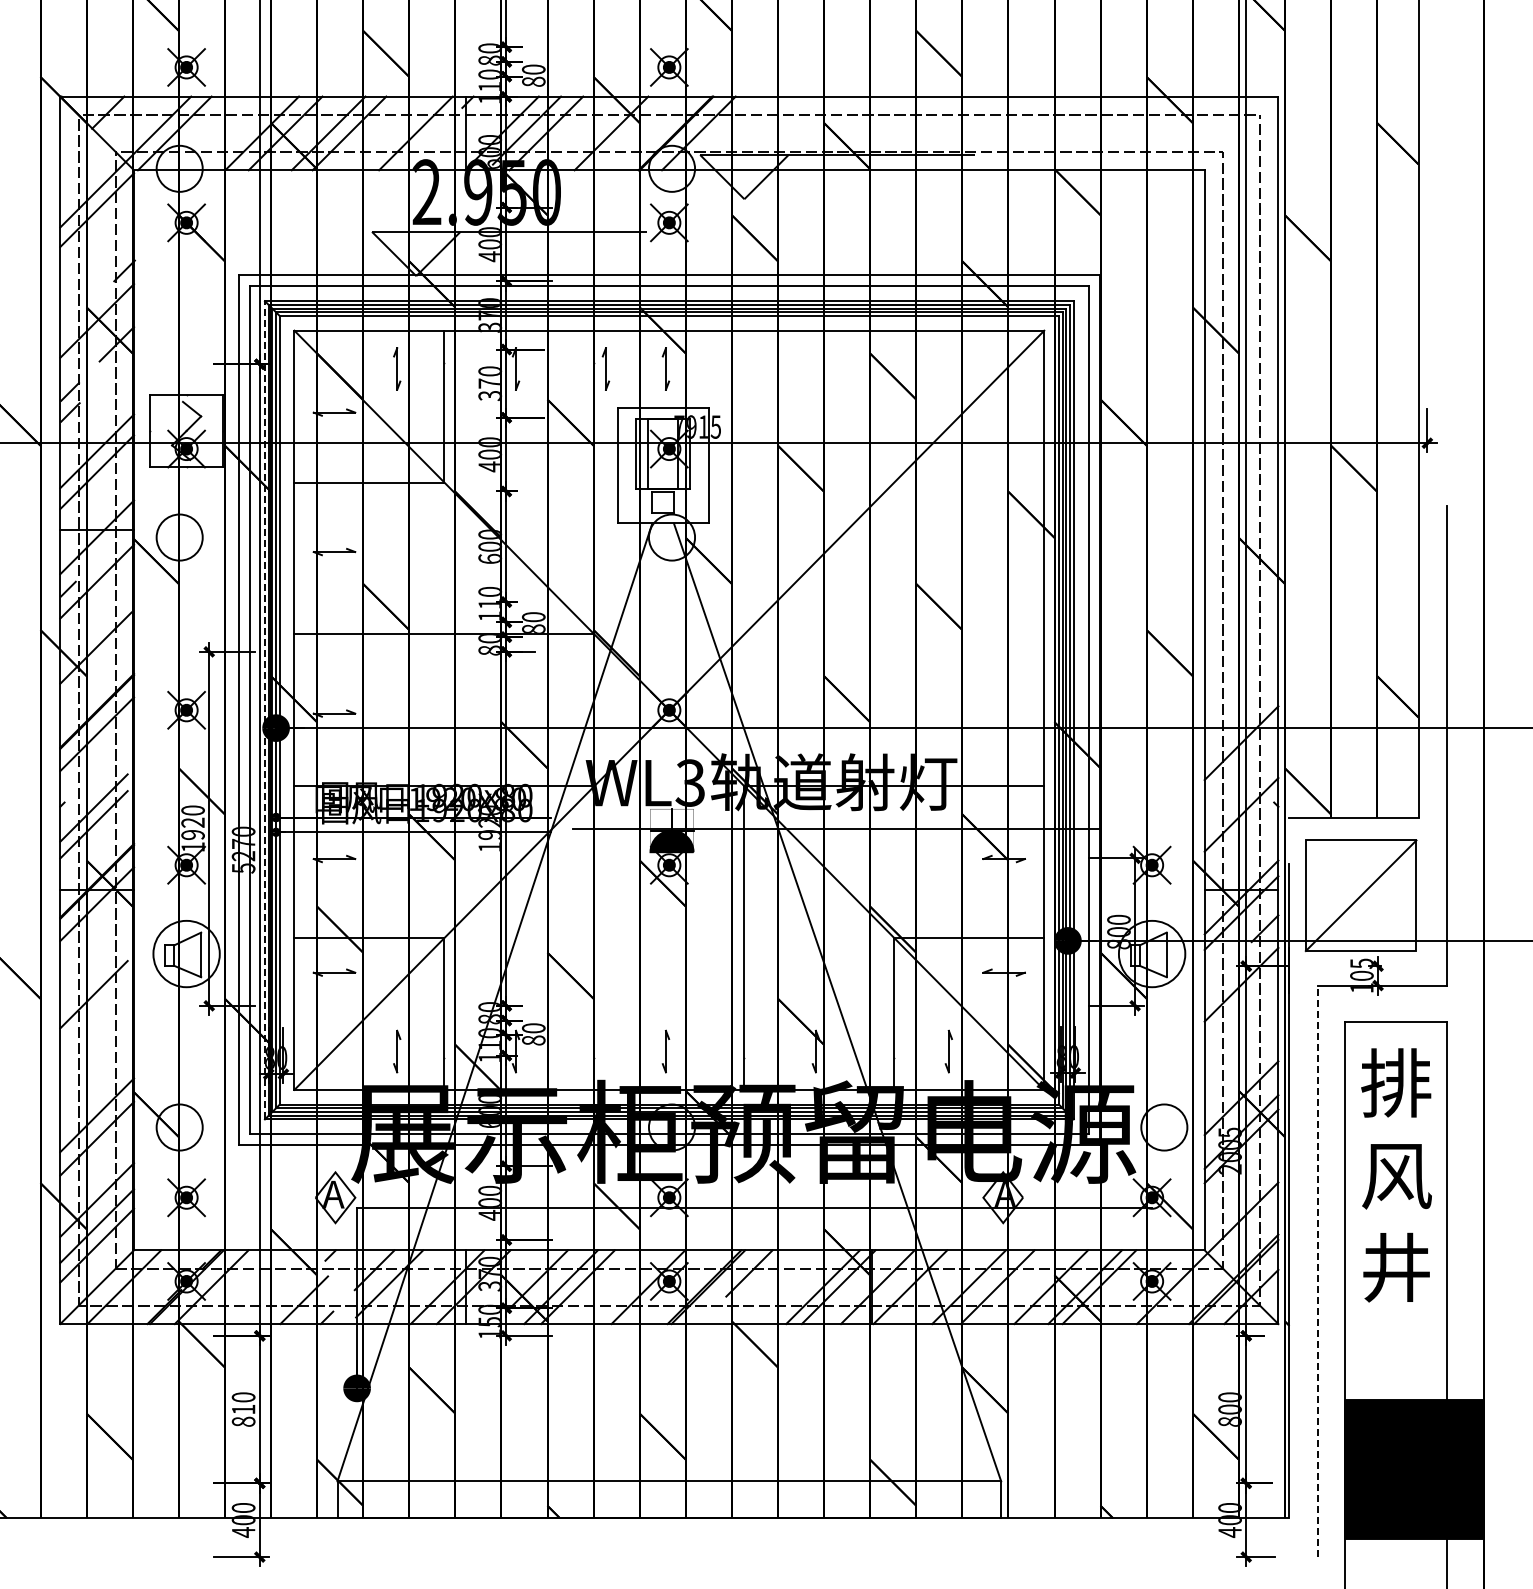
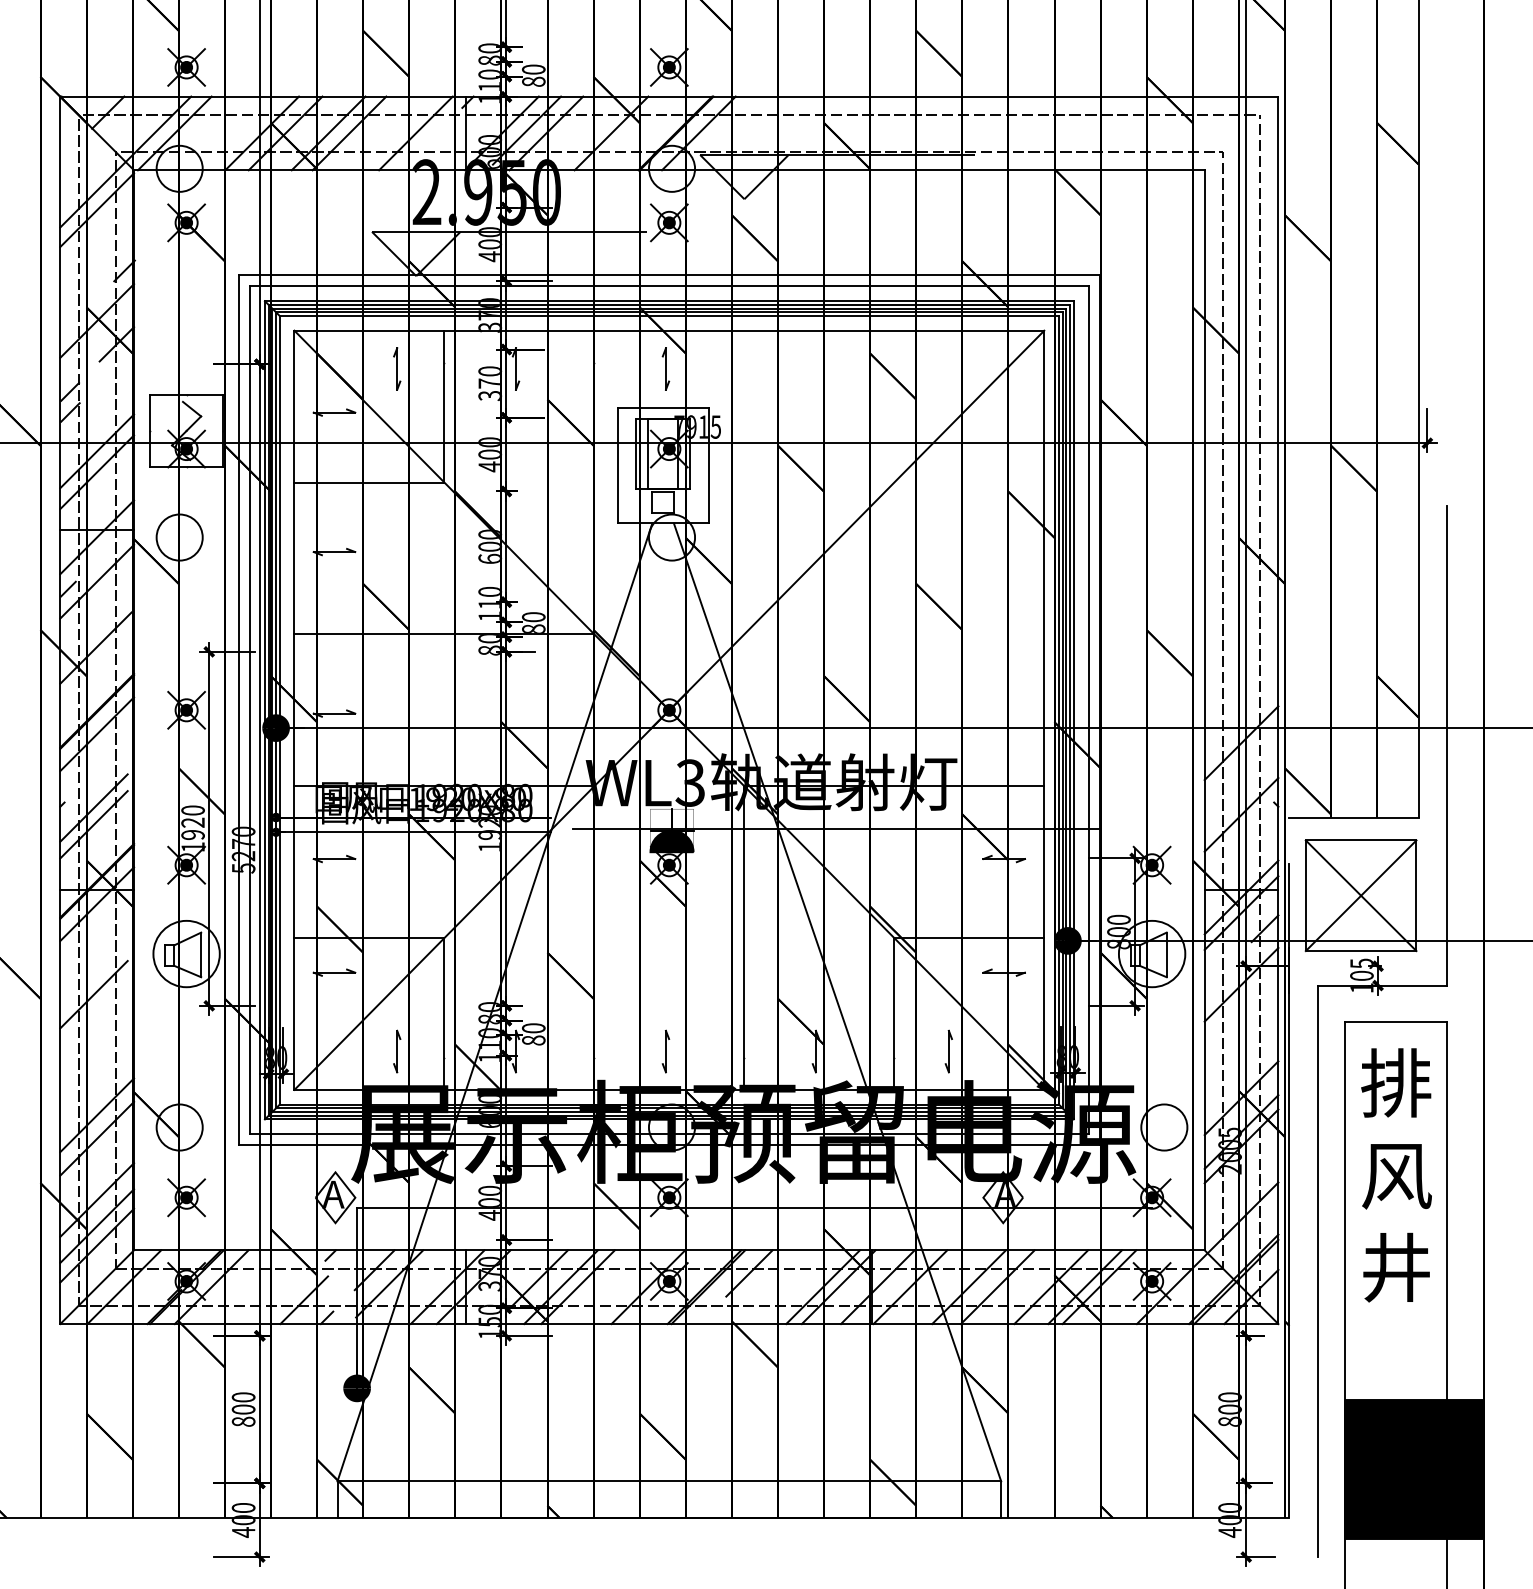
part: present -> none (605, 368)
line: dashed -> solid (264, 709)
line: none -> present (1360, 895)
line: dashed -> solid (1317, 1271)
text: 810 -> 800 (243, 1409)
